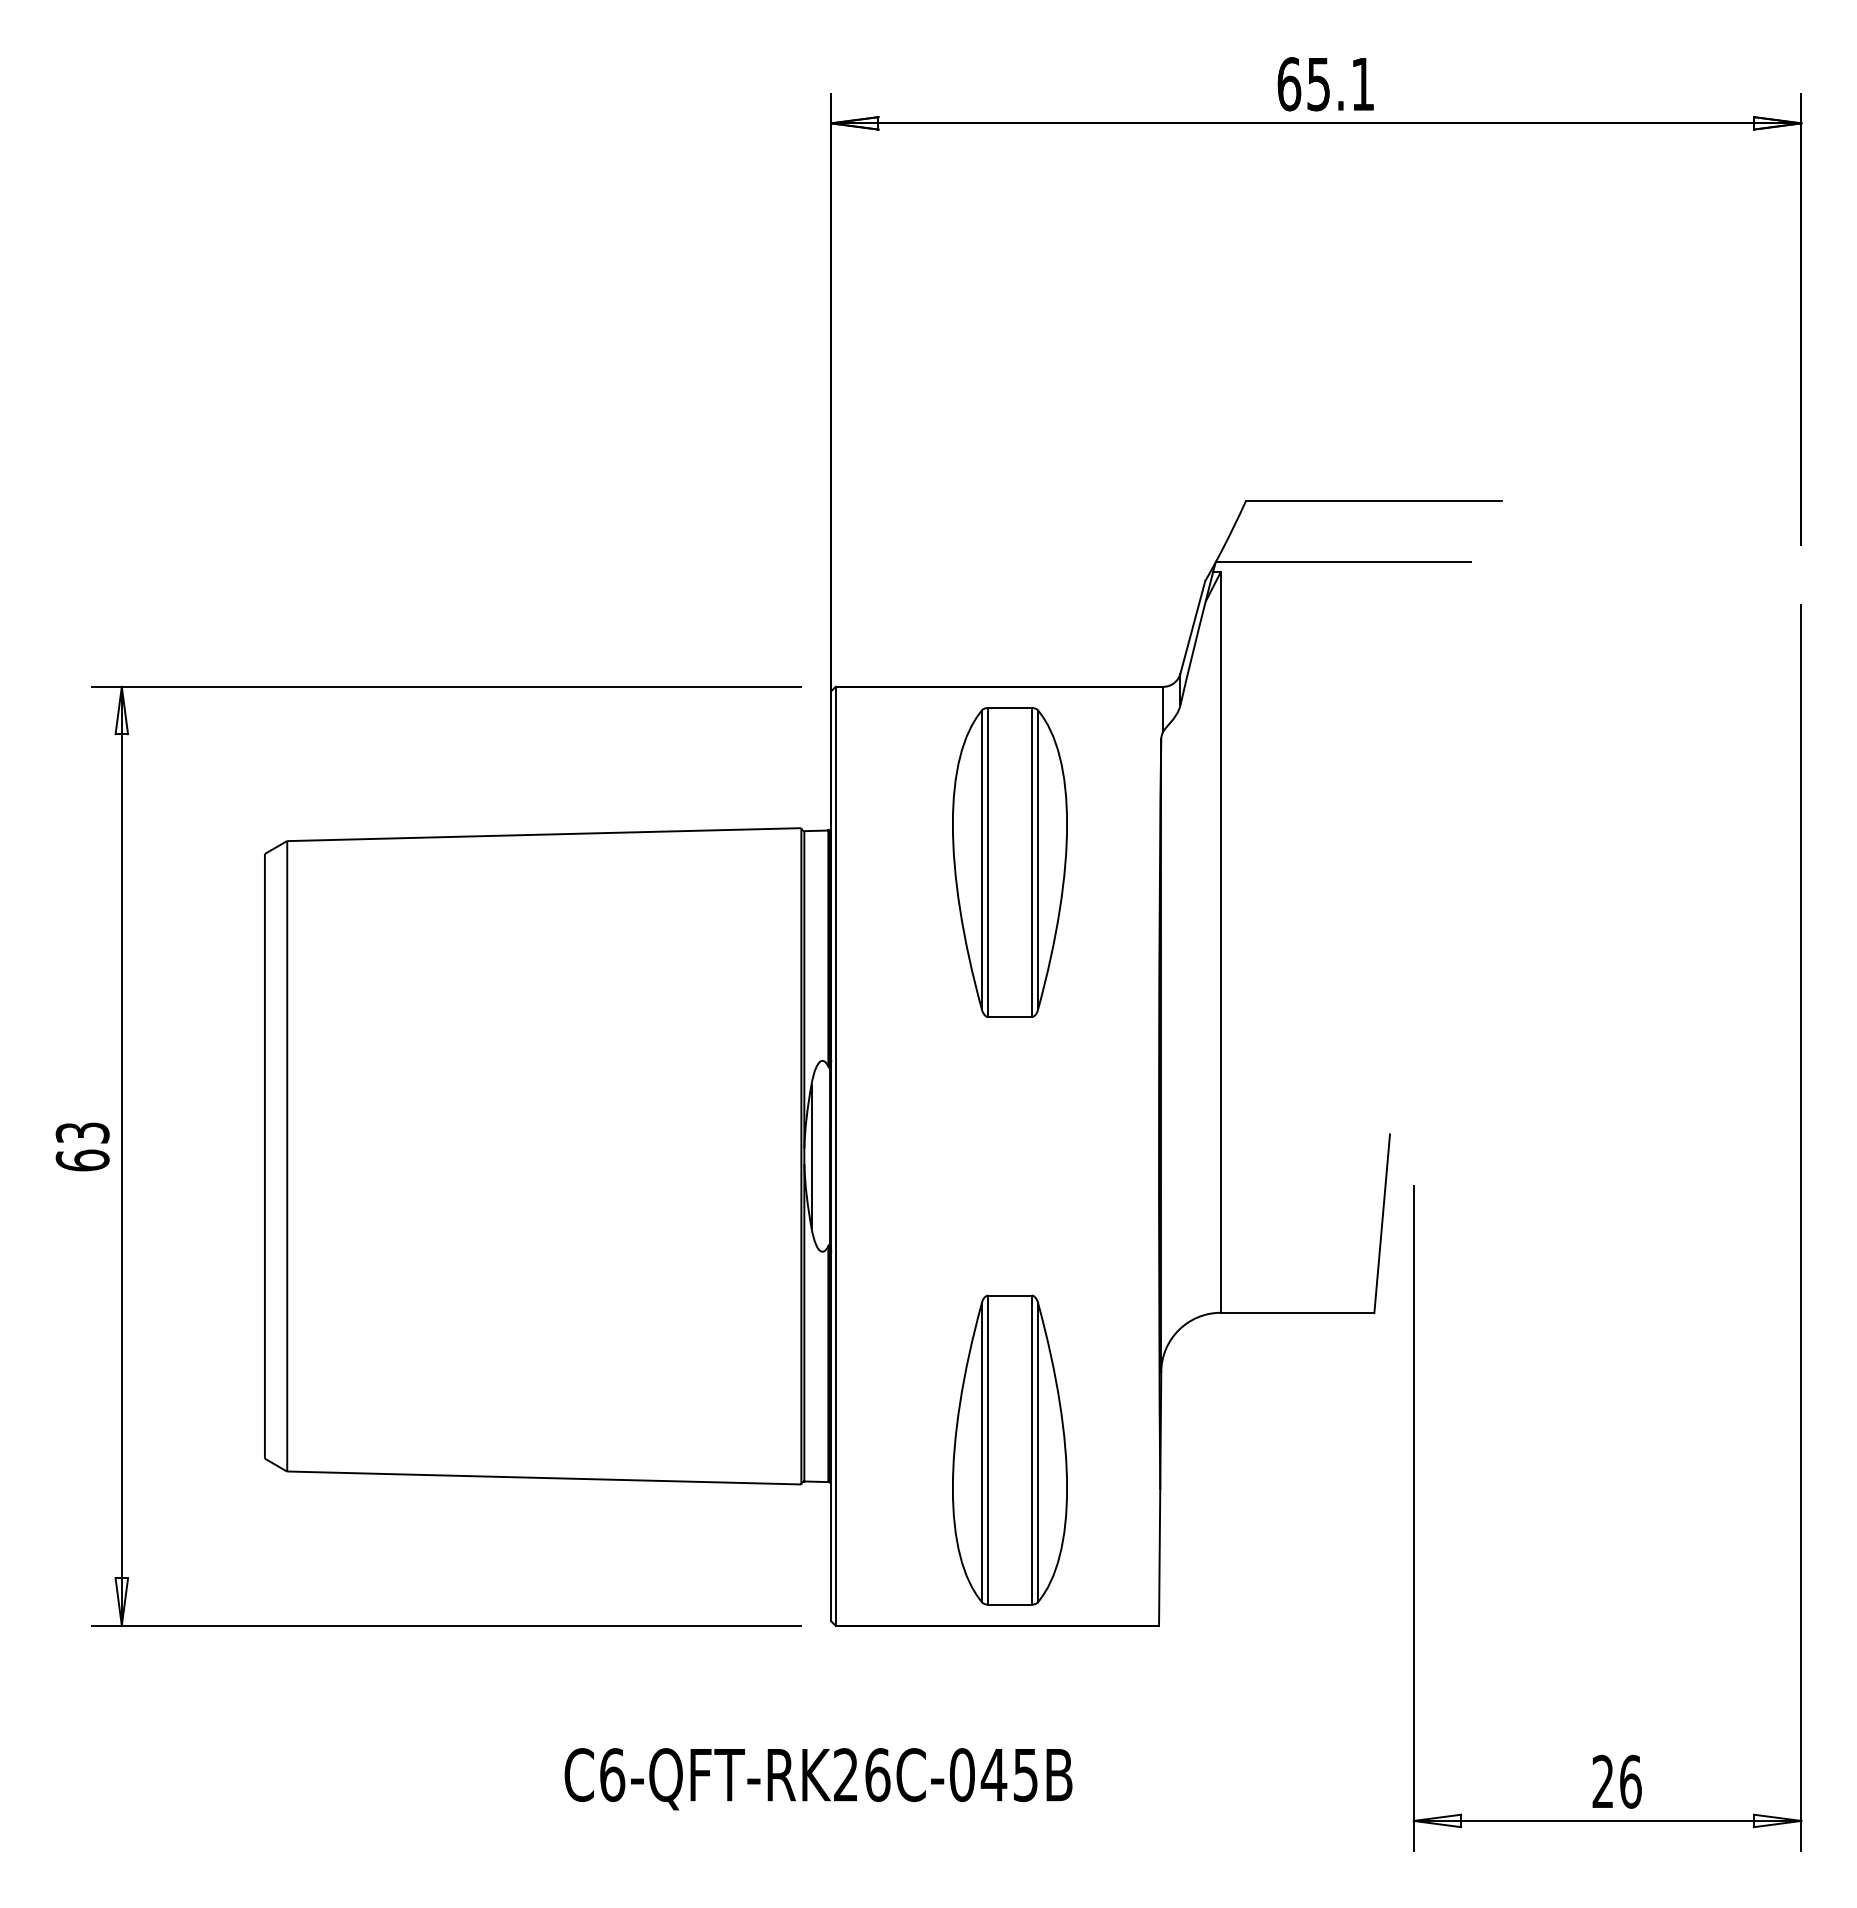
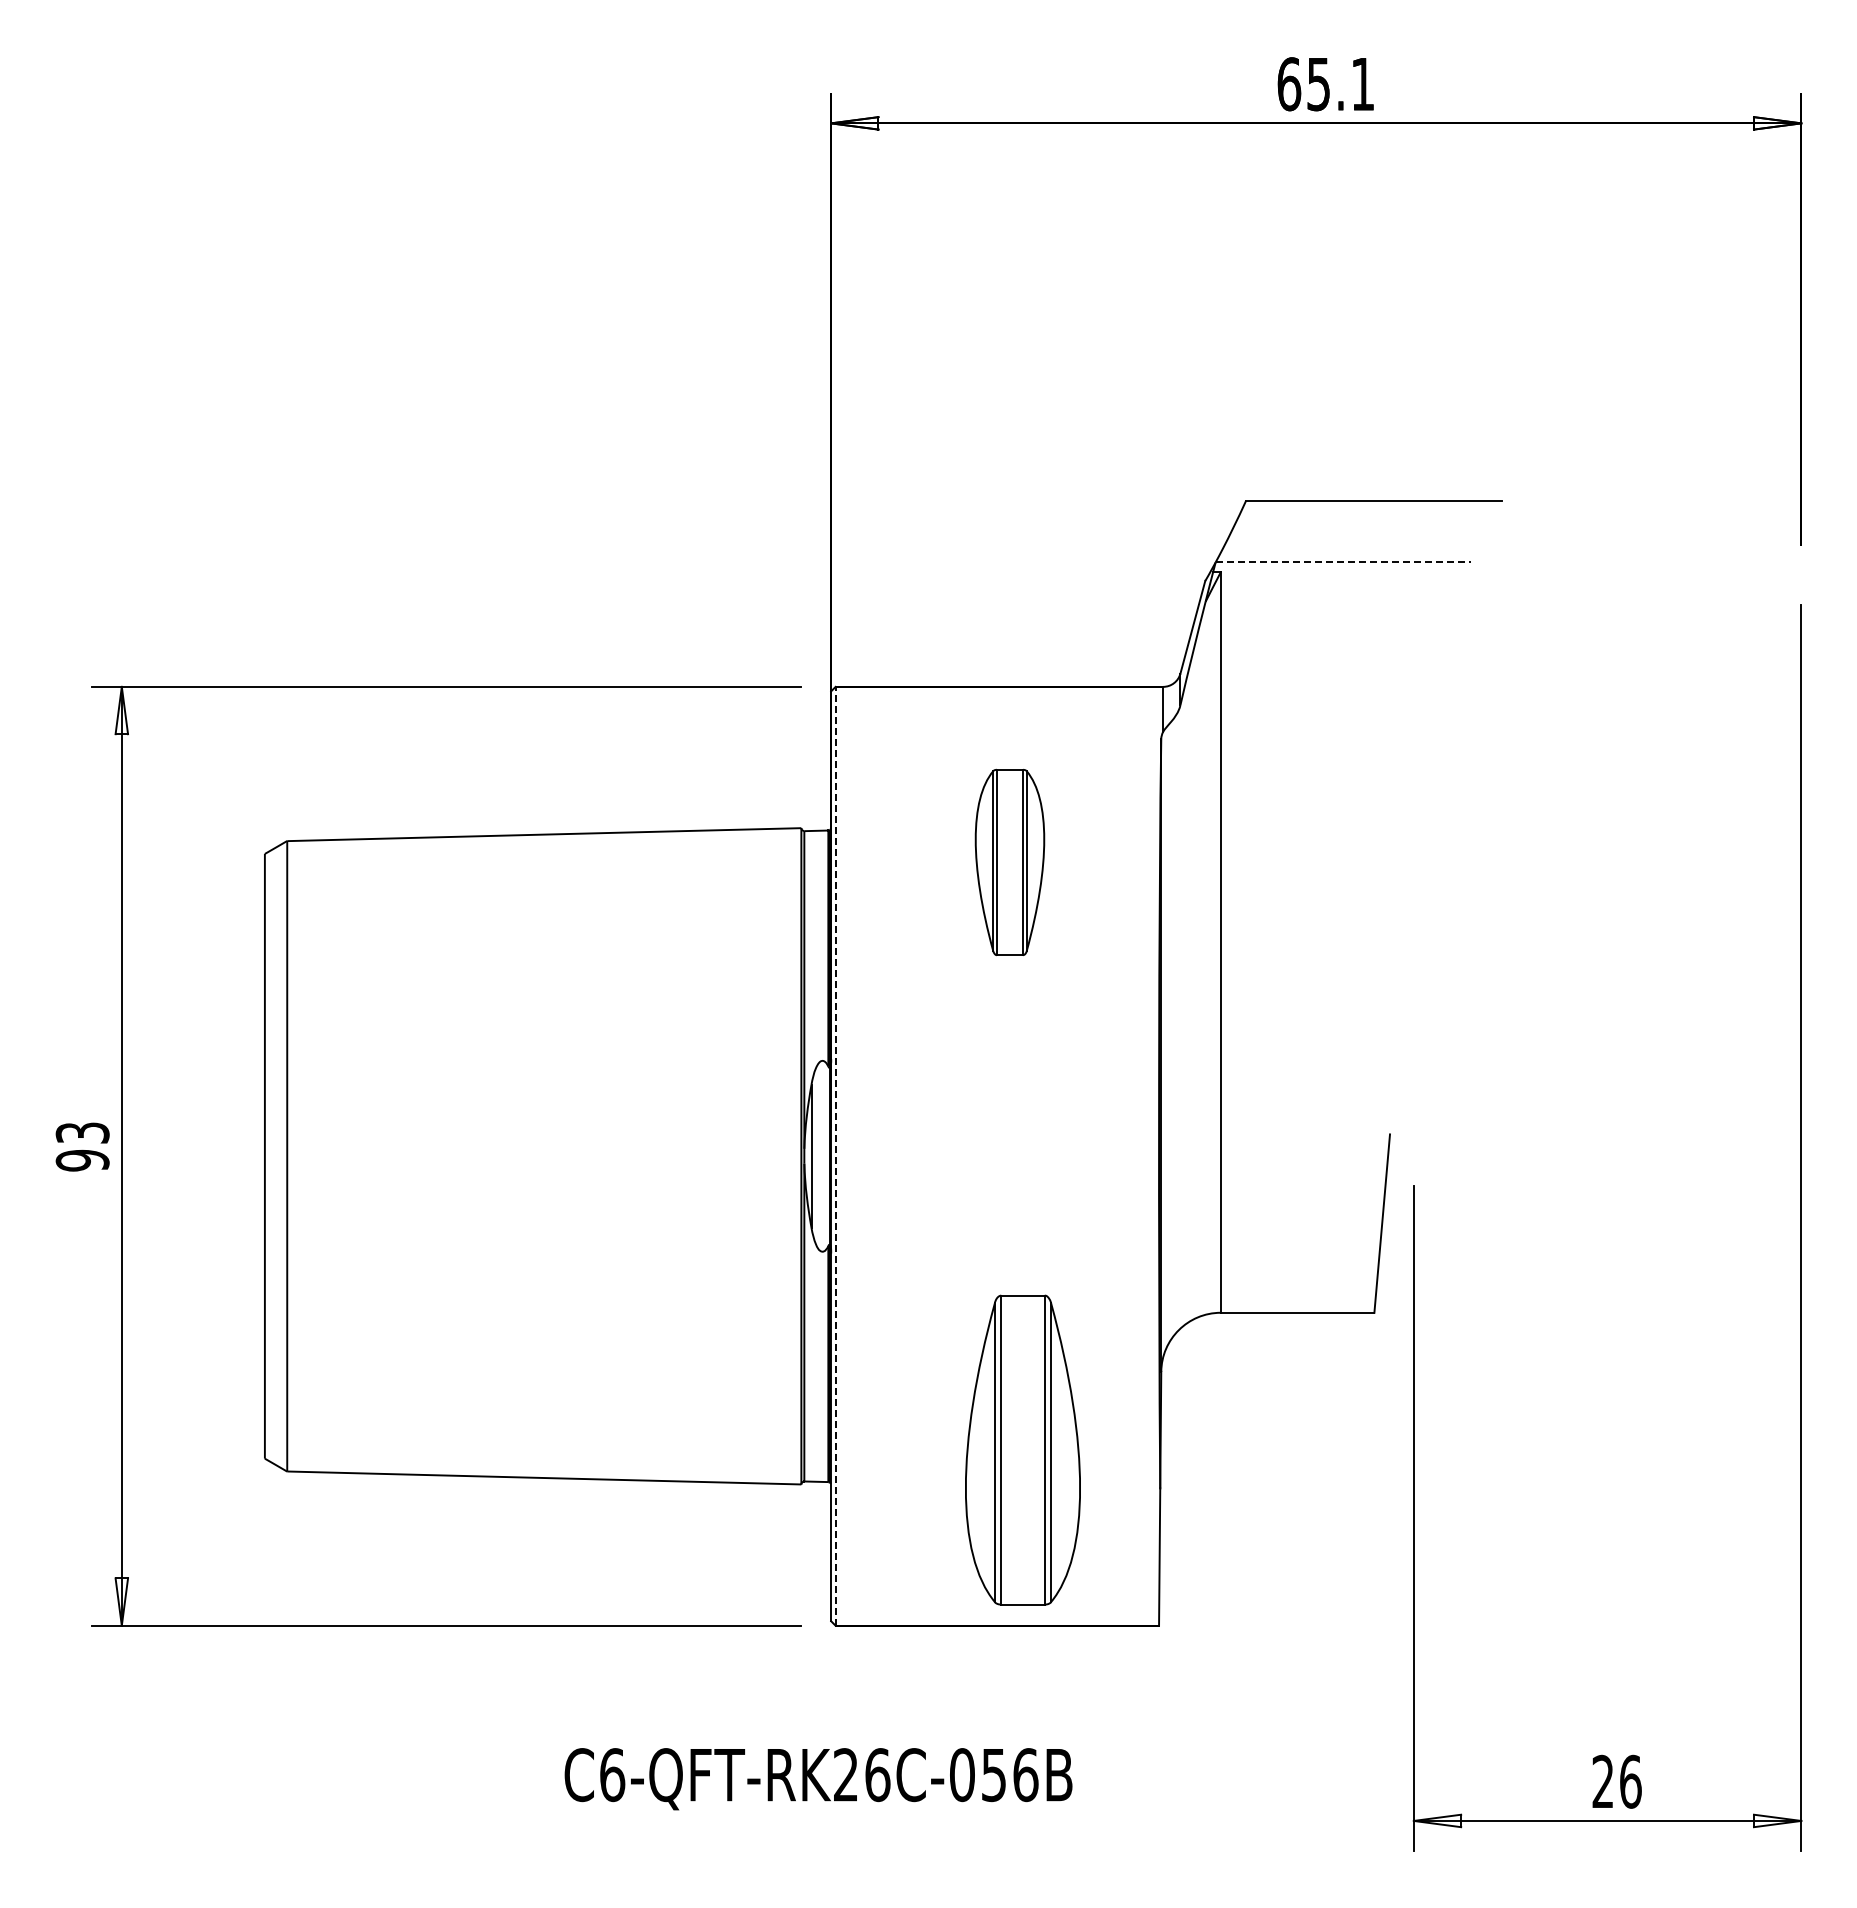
line: solid -> dashed (1343, 562)
part size: 116x311 px -> 72x188 px (1009, 861)
line: solid -> dashed (835, 1155)
text: 63 -> 93 (82, 1160)
part position: (1009, 1449) -> (1022, 1449) (1022, 1449)
text: C6-QFT-RK26C-045B -> C6-QFT-RK26C-056B (1009, 1775)
